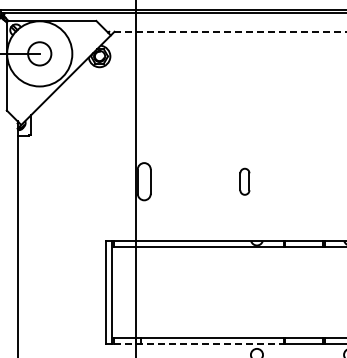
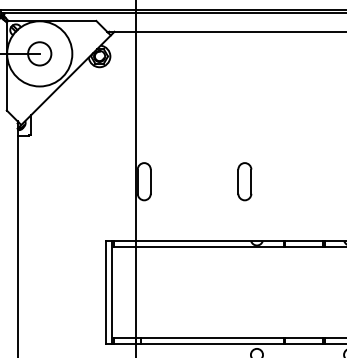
line: dashed -> solid (226, 31)
part size: 12x29 px -> 16x40 px (244, 181)
line: dashed -> solid (198, 343)
